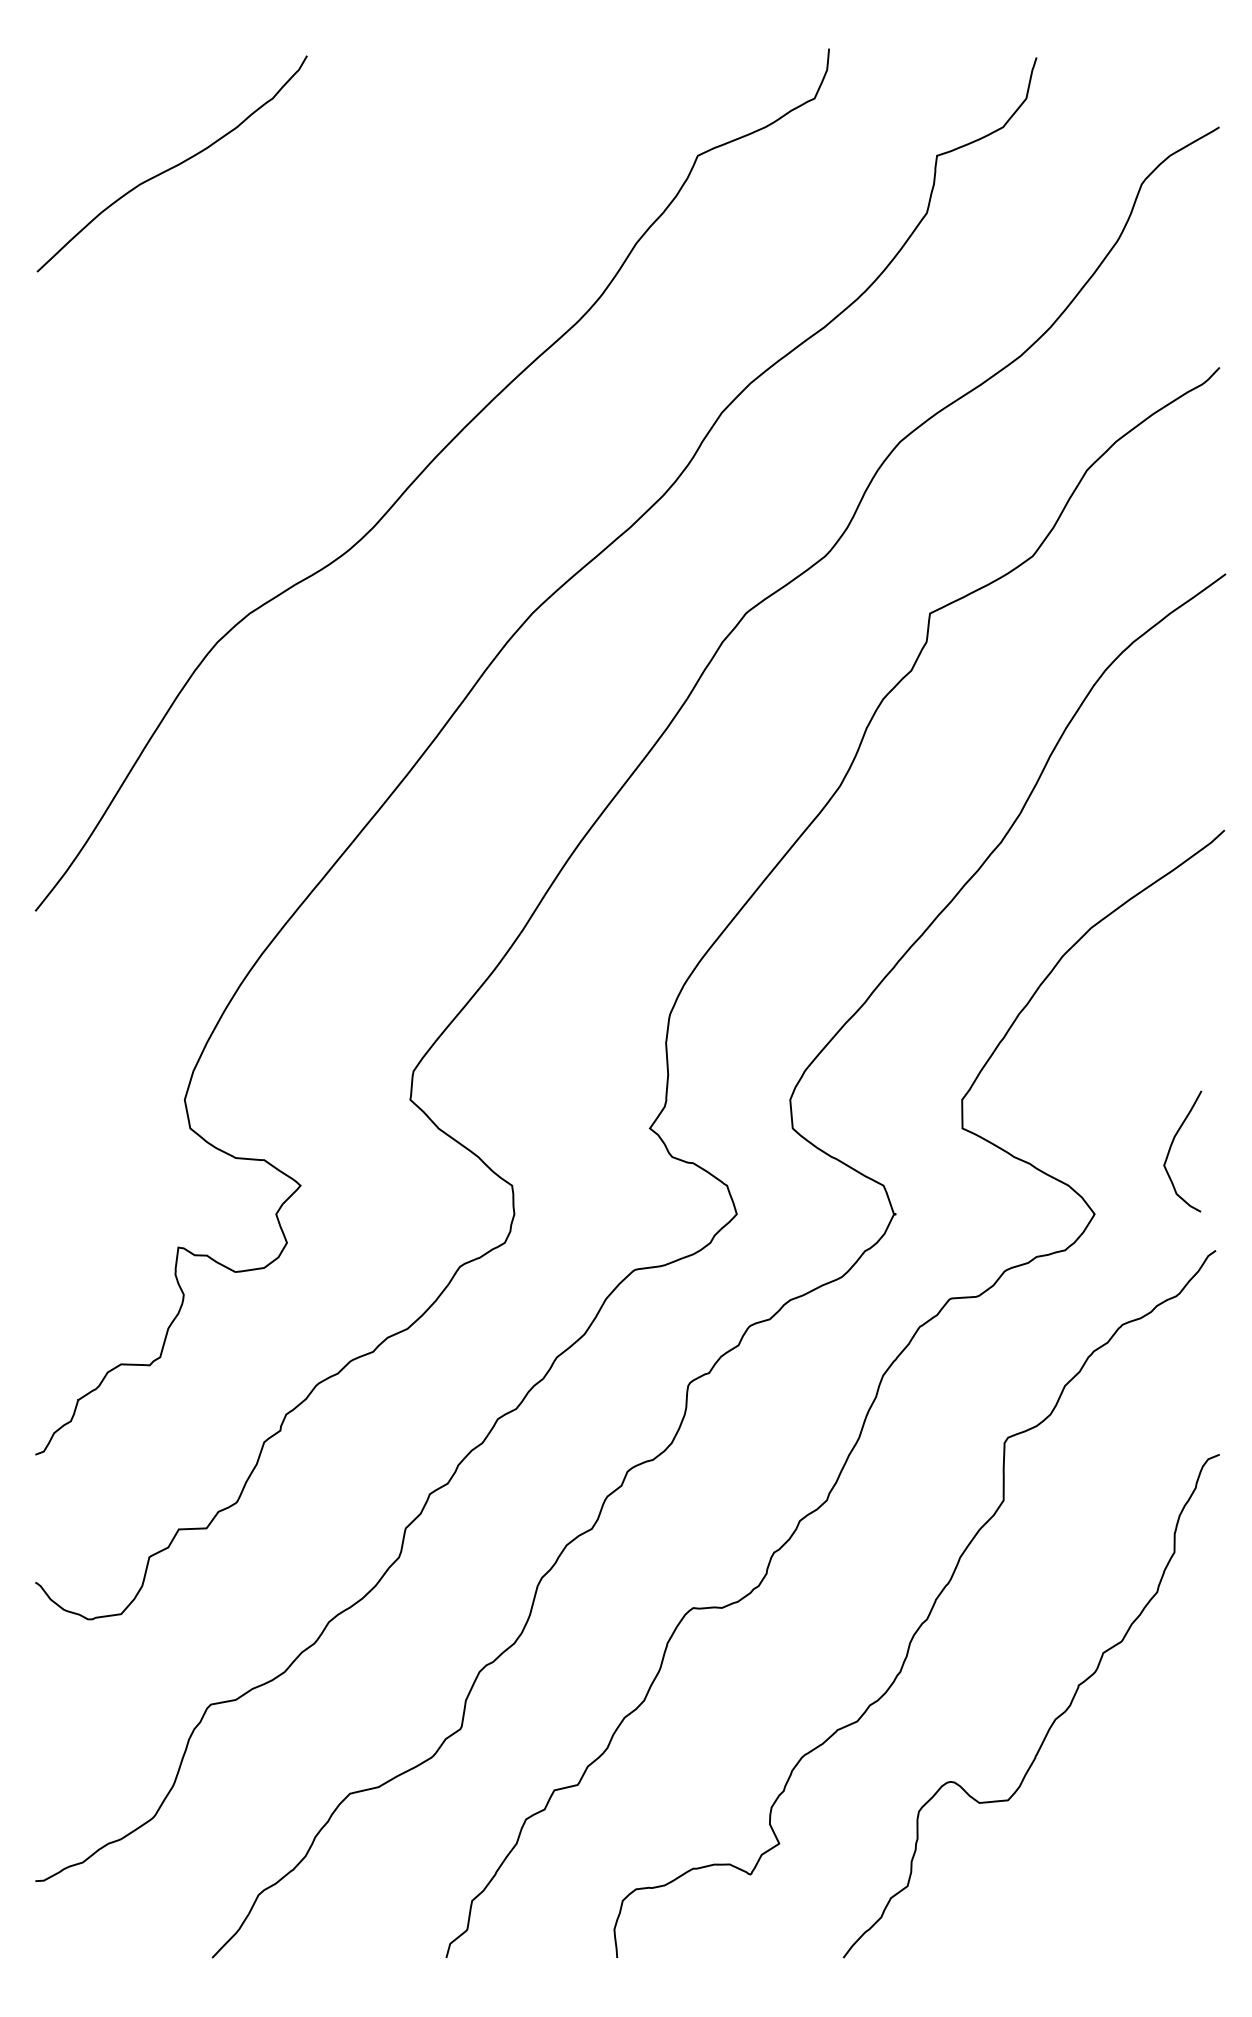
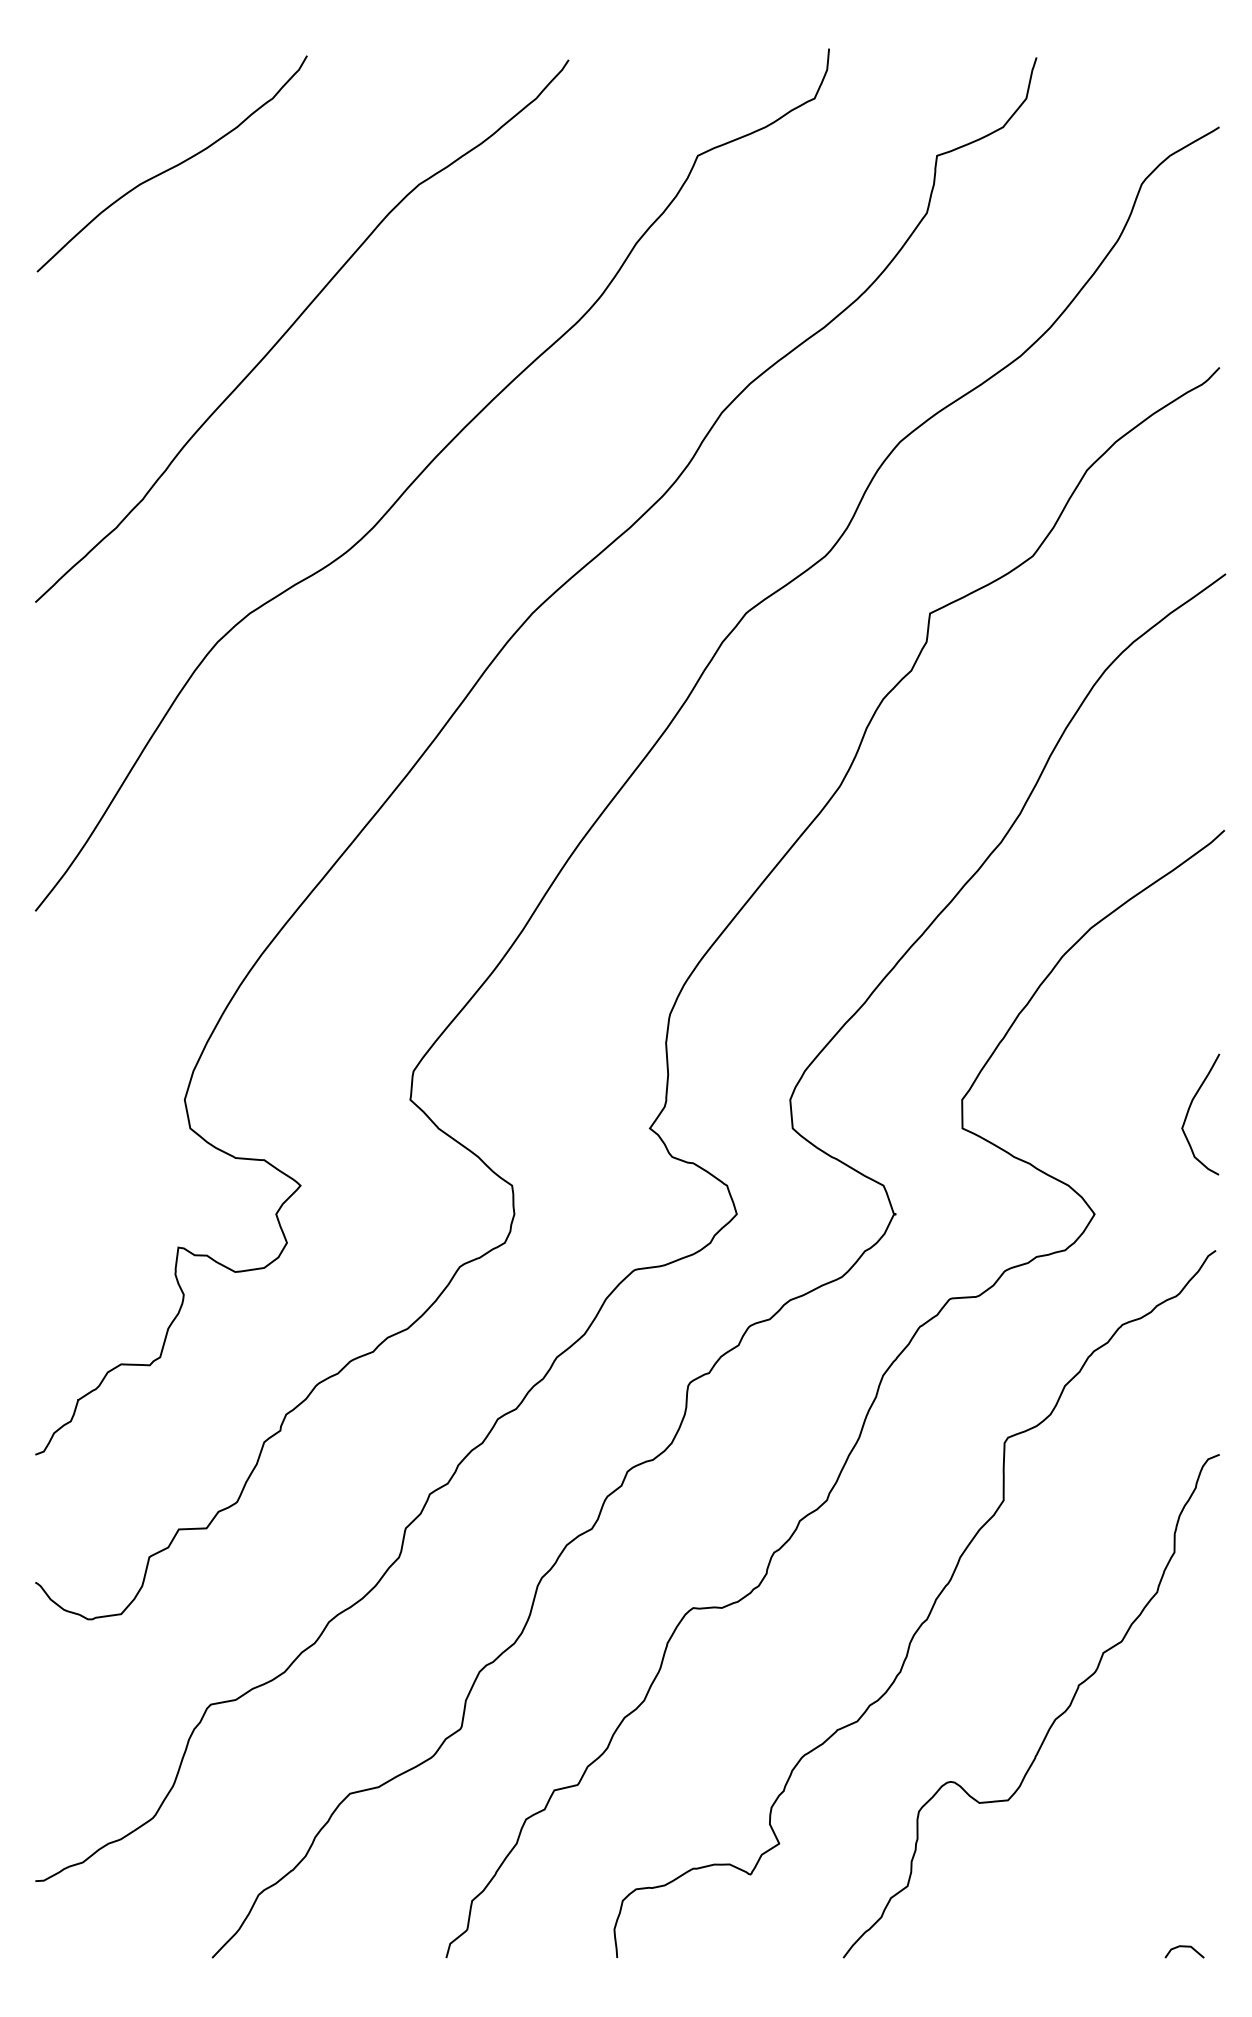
curve: none -> present (295, 323)
curve position: (1172, 1145) -> (1190, 1108) (1190, 1108)
line: none -> present (1184, 1947)
